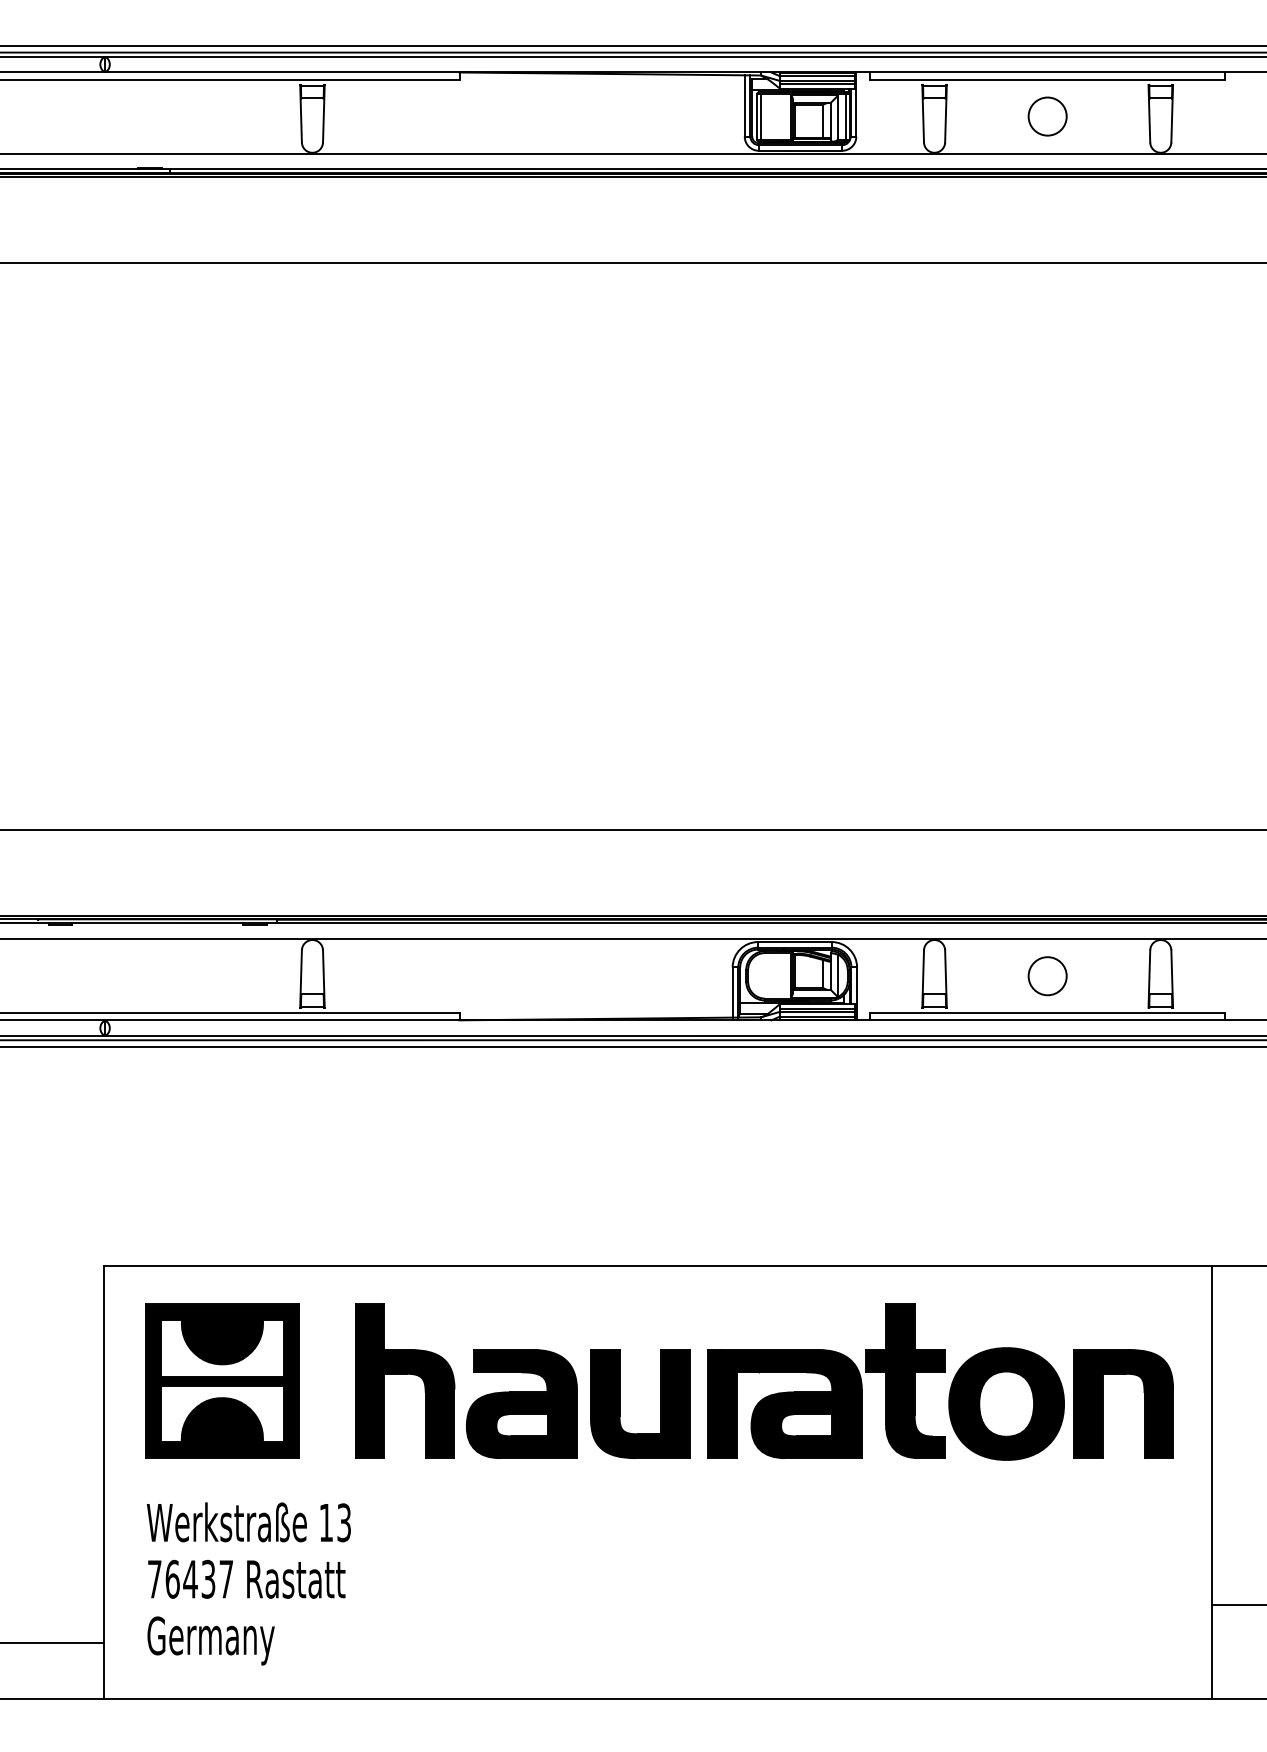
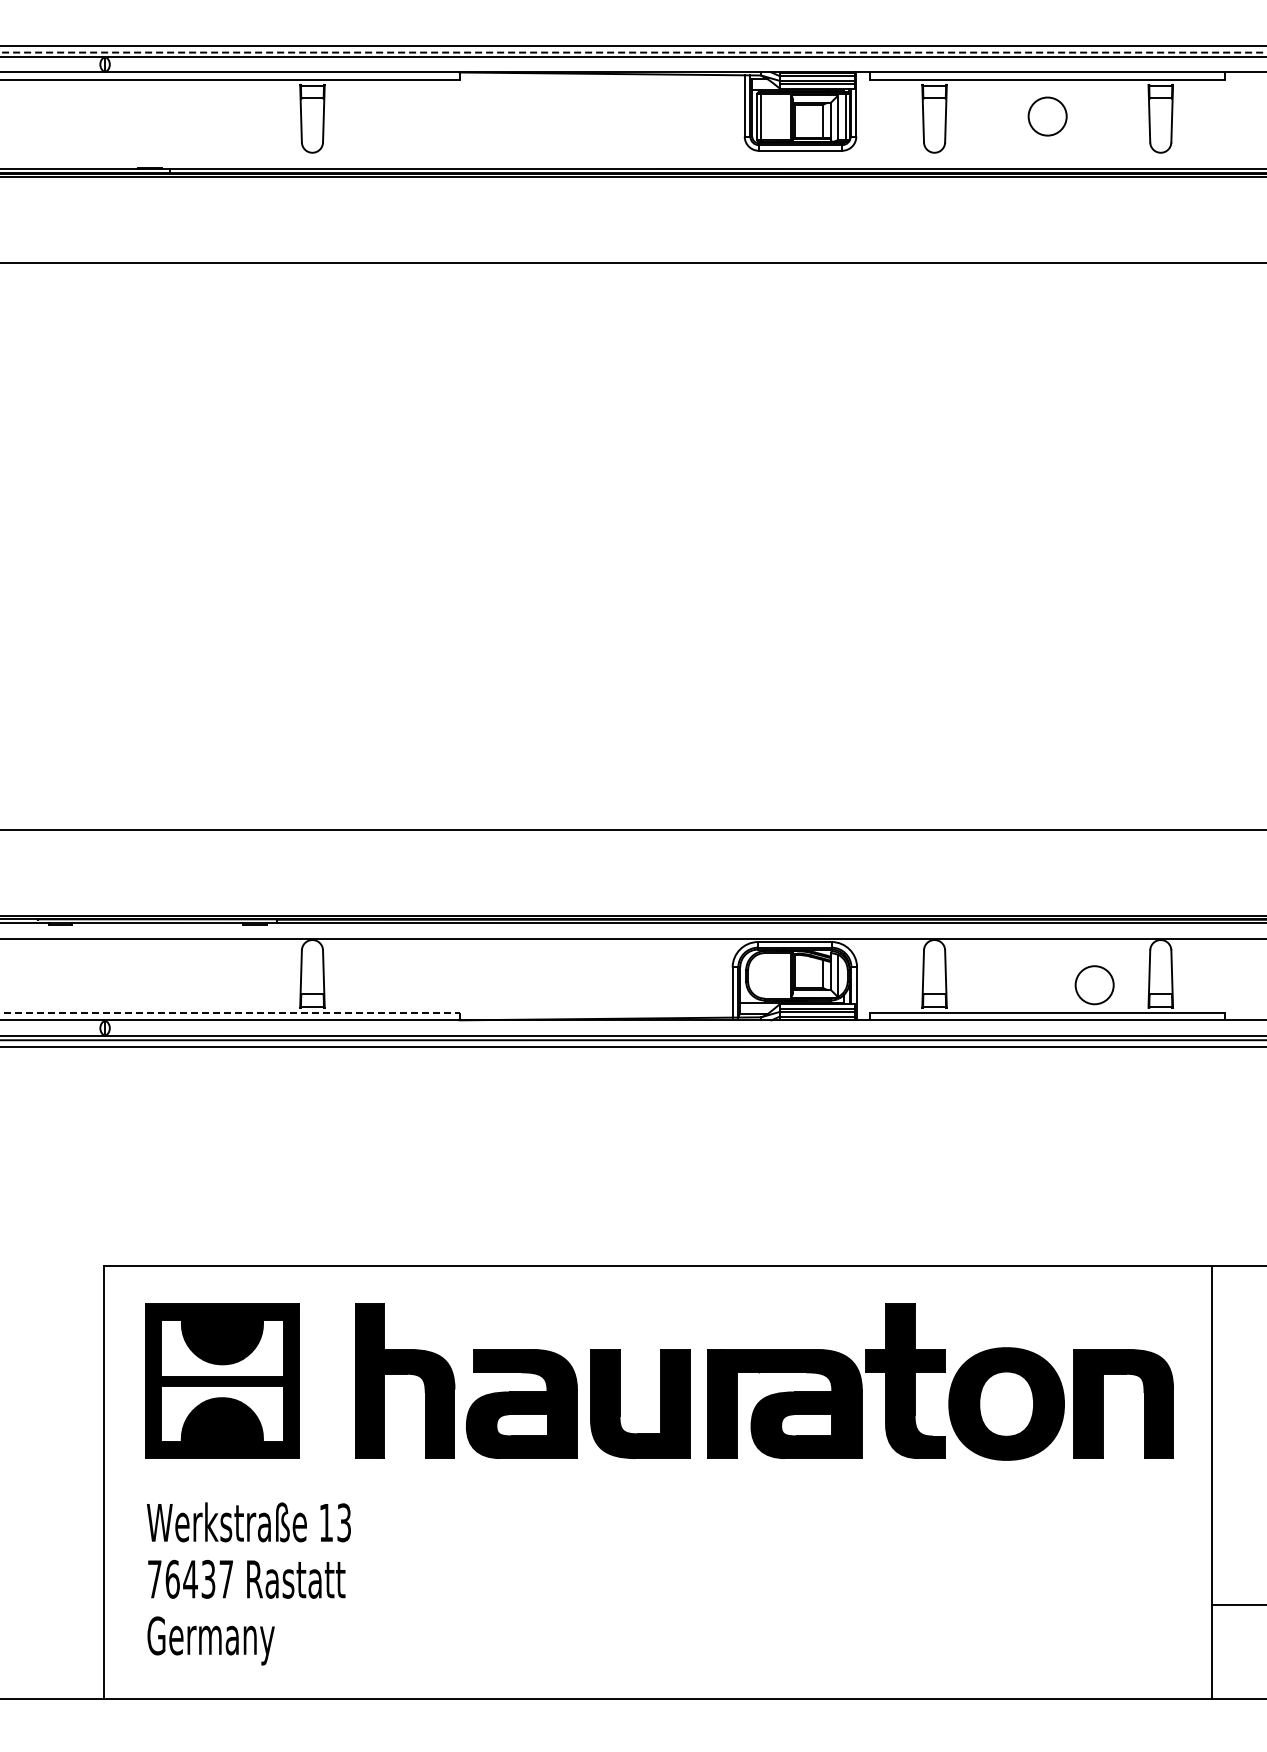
line: solid -> dashed (633, 52)
line: present -> none (632, 154)
circle position: (1047, 976) -> (1094, 985) (1094, 985)
line: solid -> dashed (230, 1012)
line: present -> none (52, 1642)
